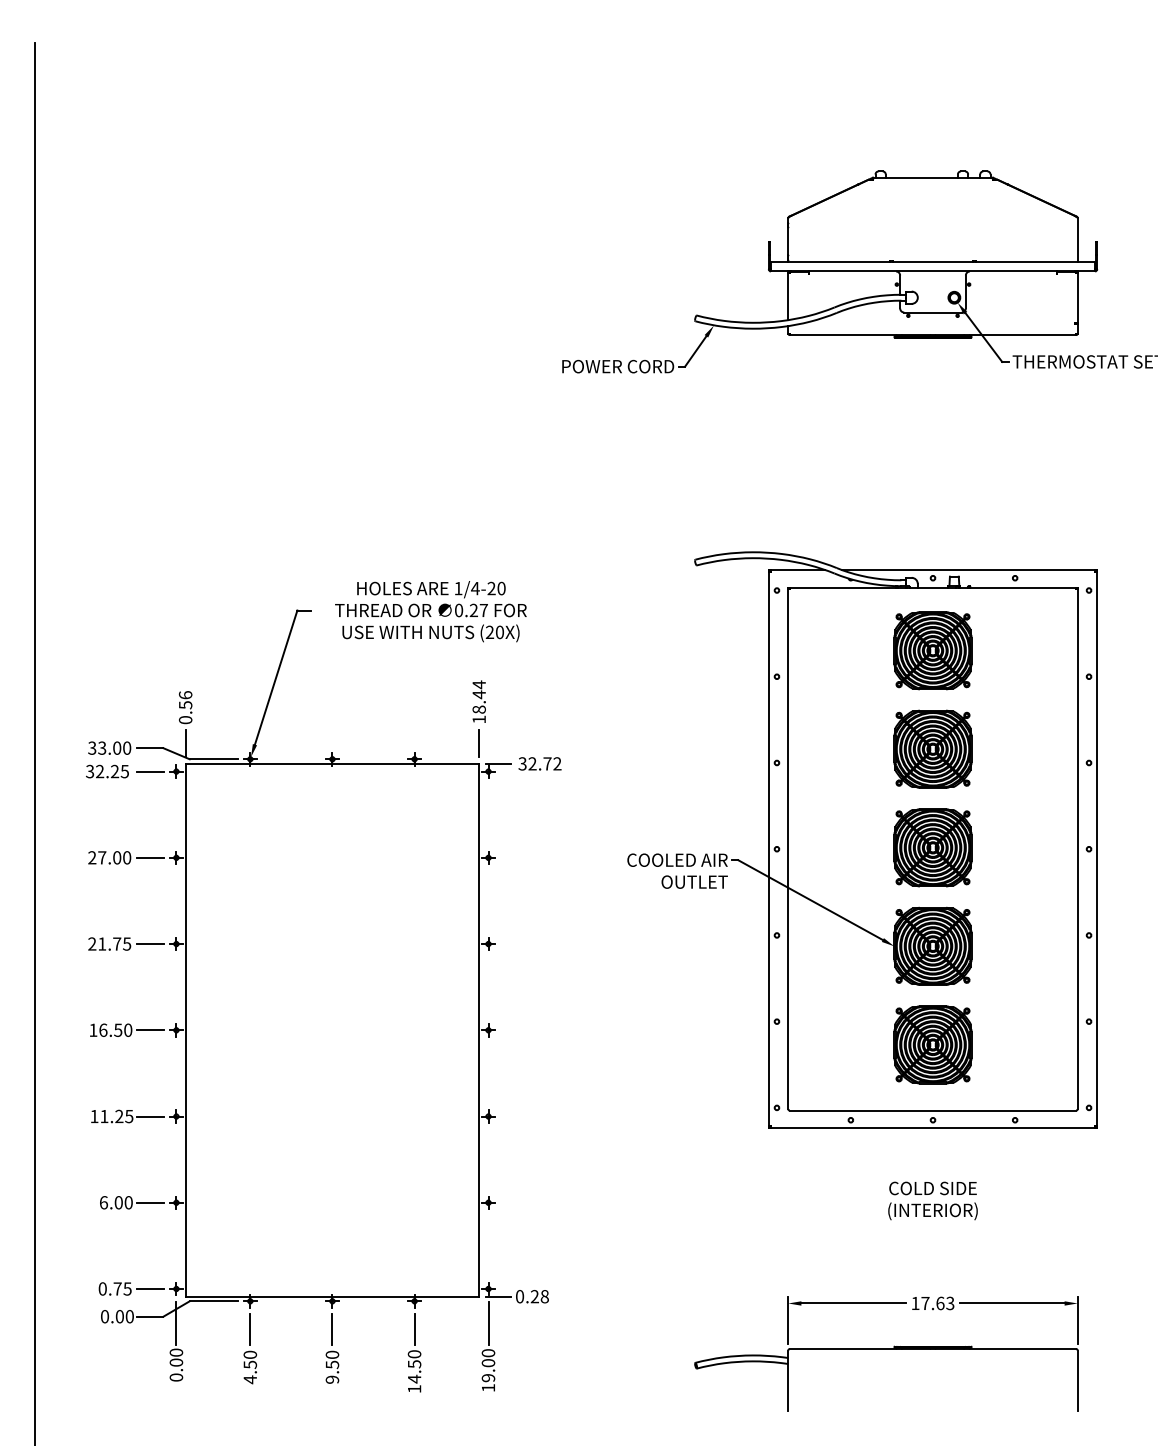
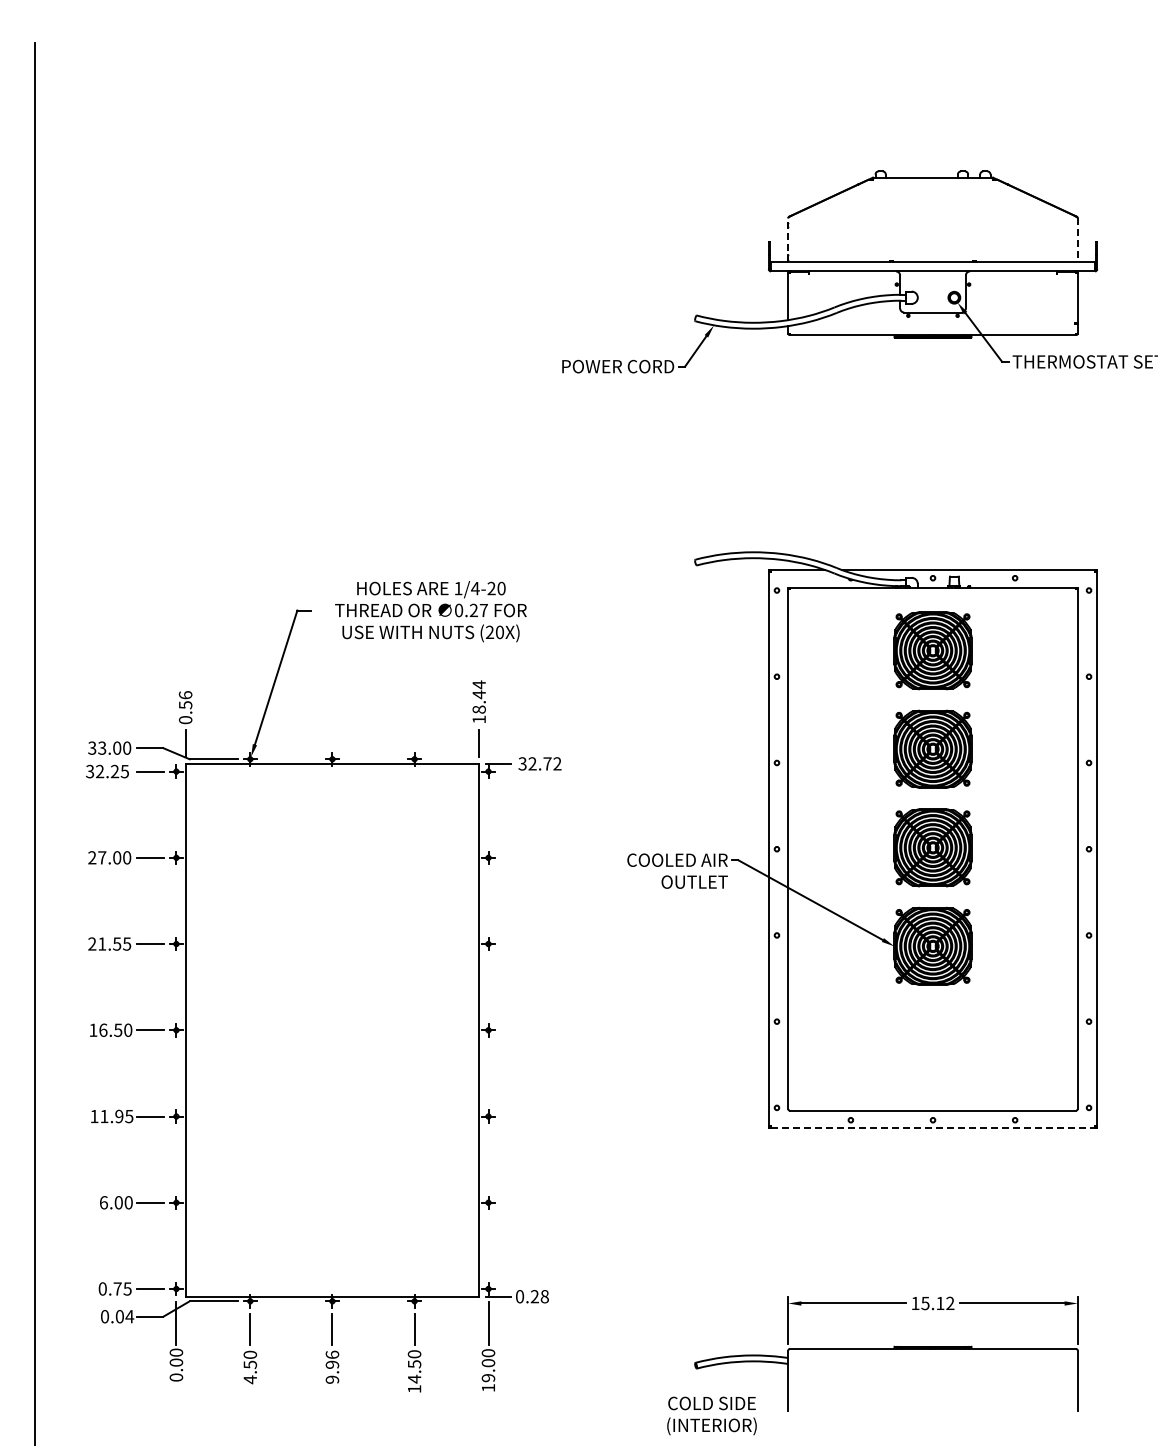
line: solid -> dashed (788, 240)
line: solid -> dashed (1077, 240)
text: 21.75 -> 21.55 (117, 943)
part: present -> none (932, 1044)
text: 11.25 -> 11.95 (119, 1116)
line: solid -> dashed (933, 1128)
text position: (932, 1200) -> (711, 1415) (711, 1415)
text: 17.63 -> 15.12 (937, 1303)
text: 0.00 -> 0.04 (129, 1316)
text: 9.50 -> 9.96 (332, 1359)
